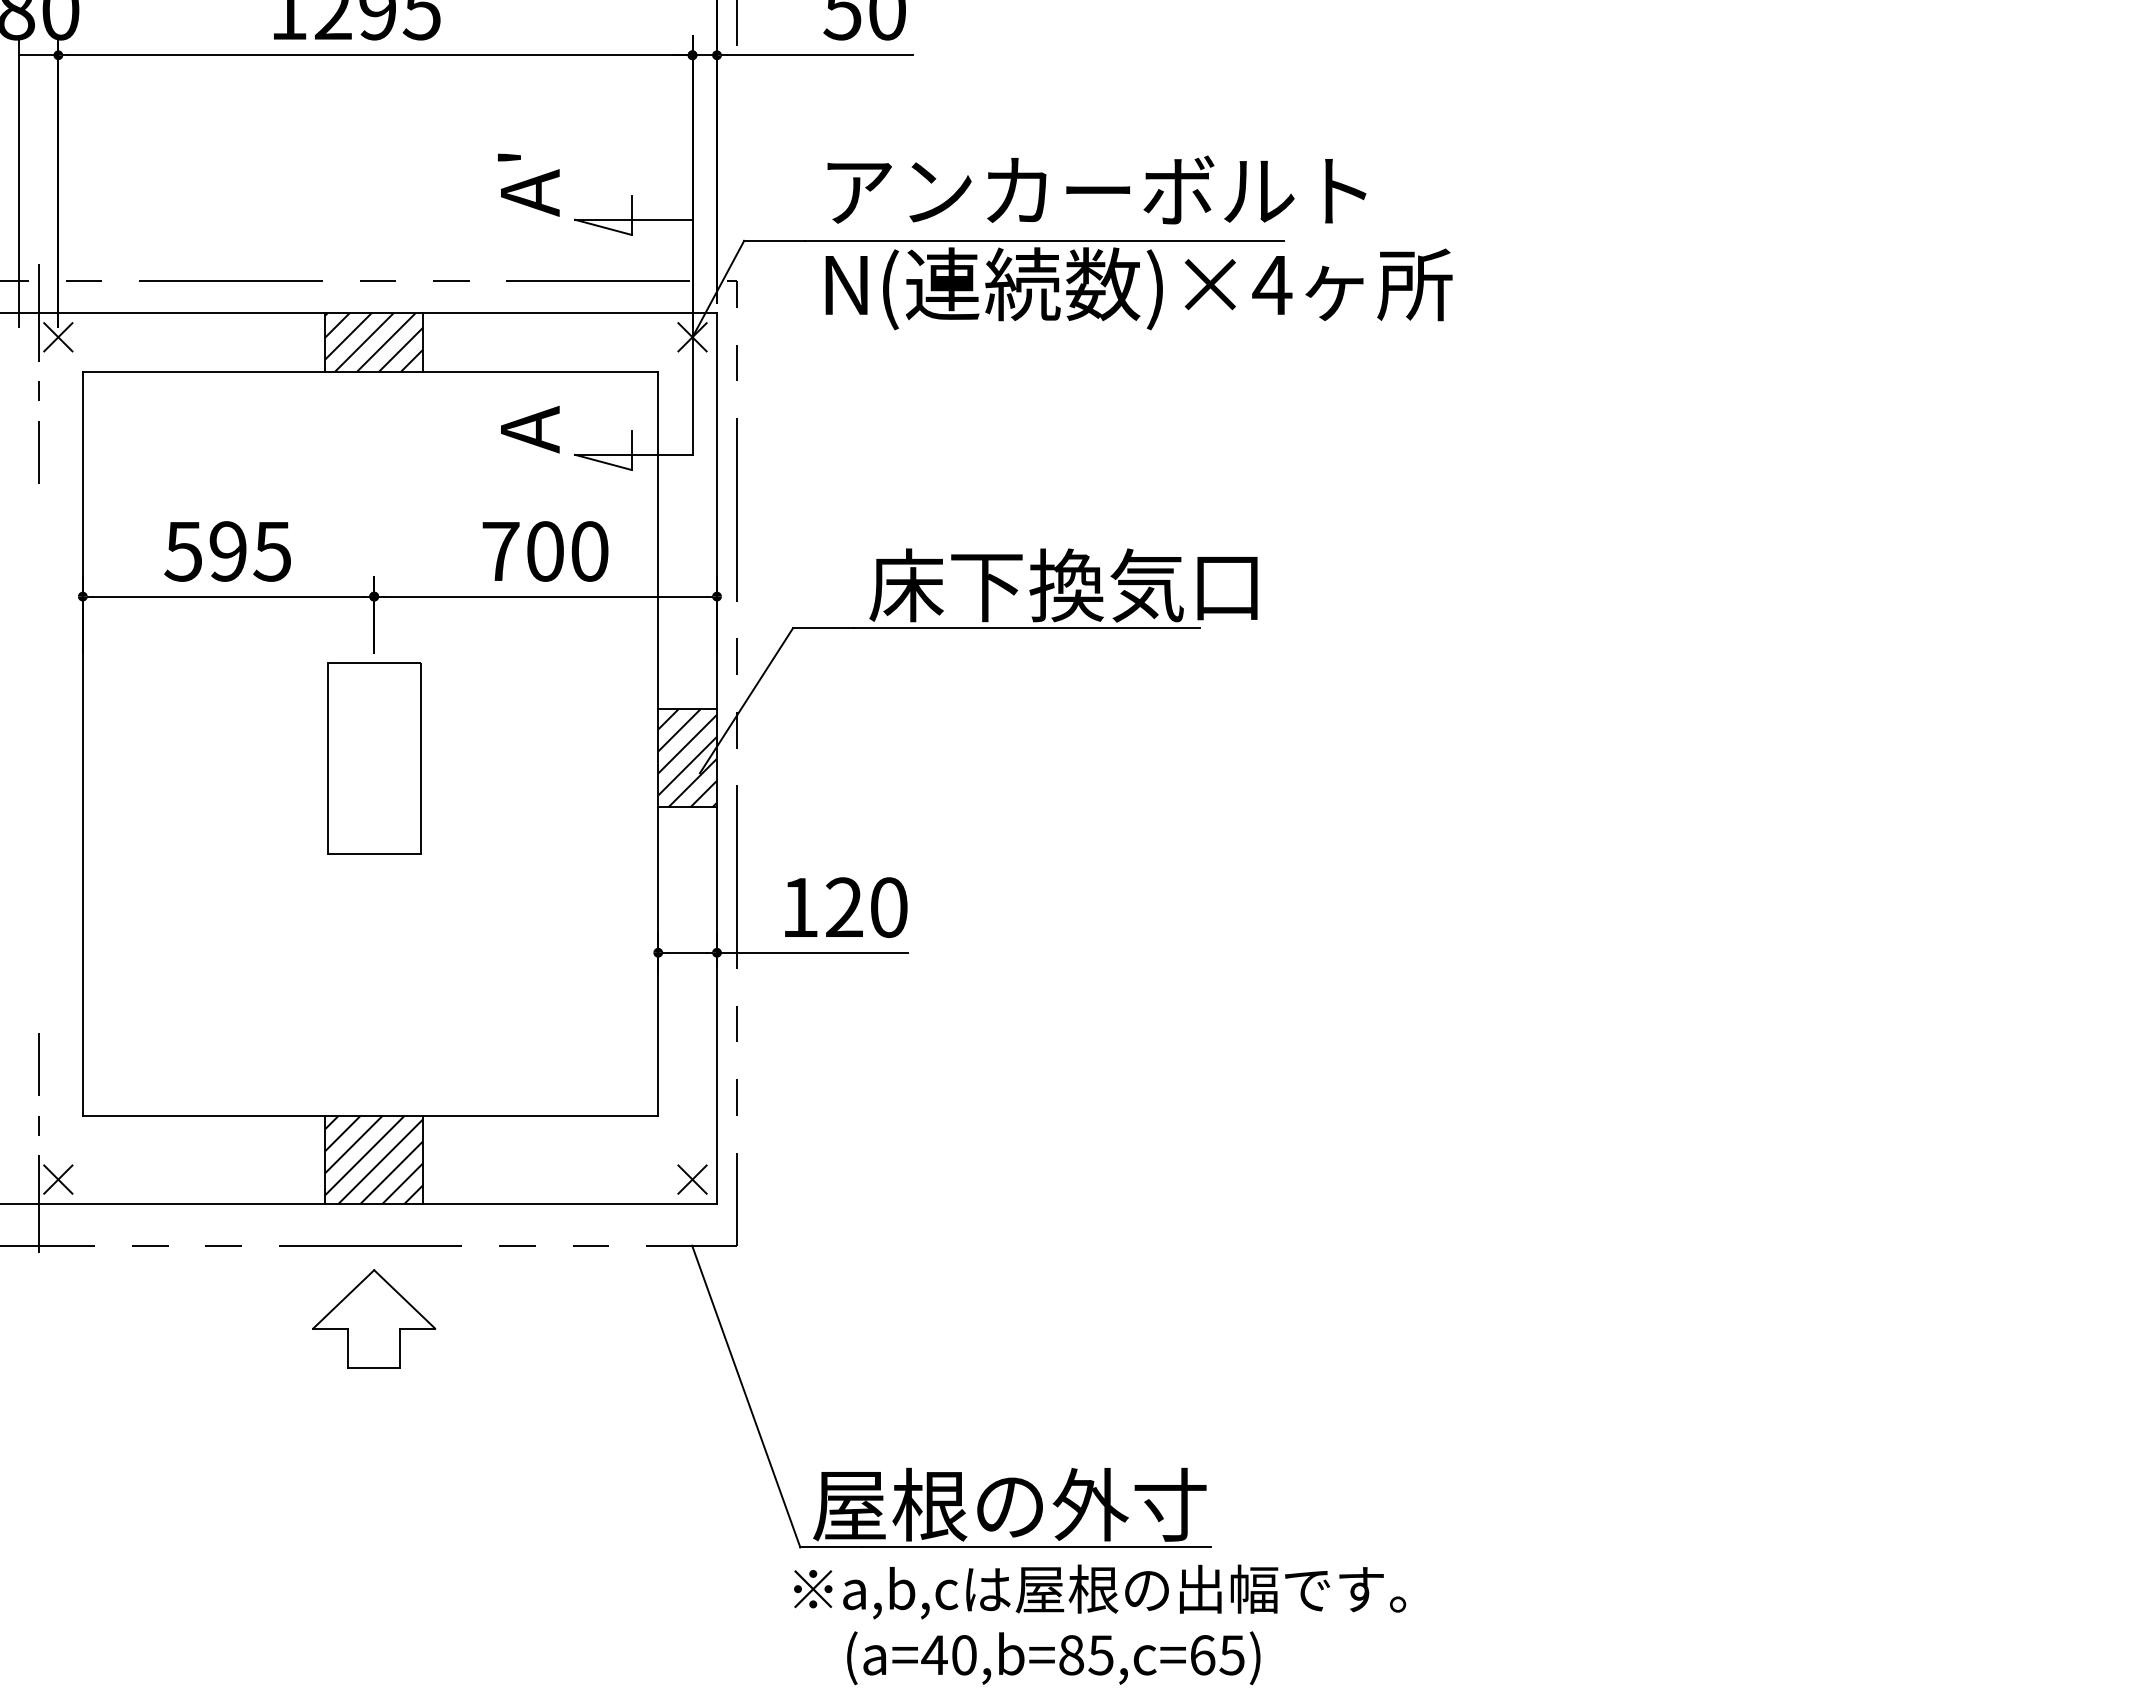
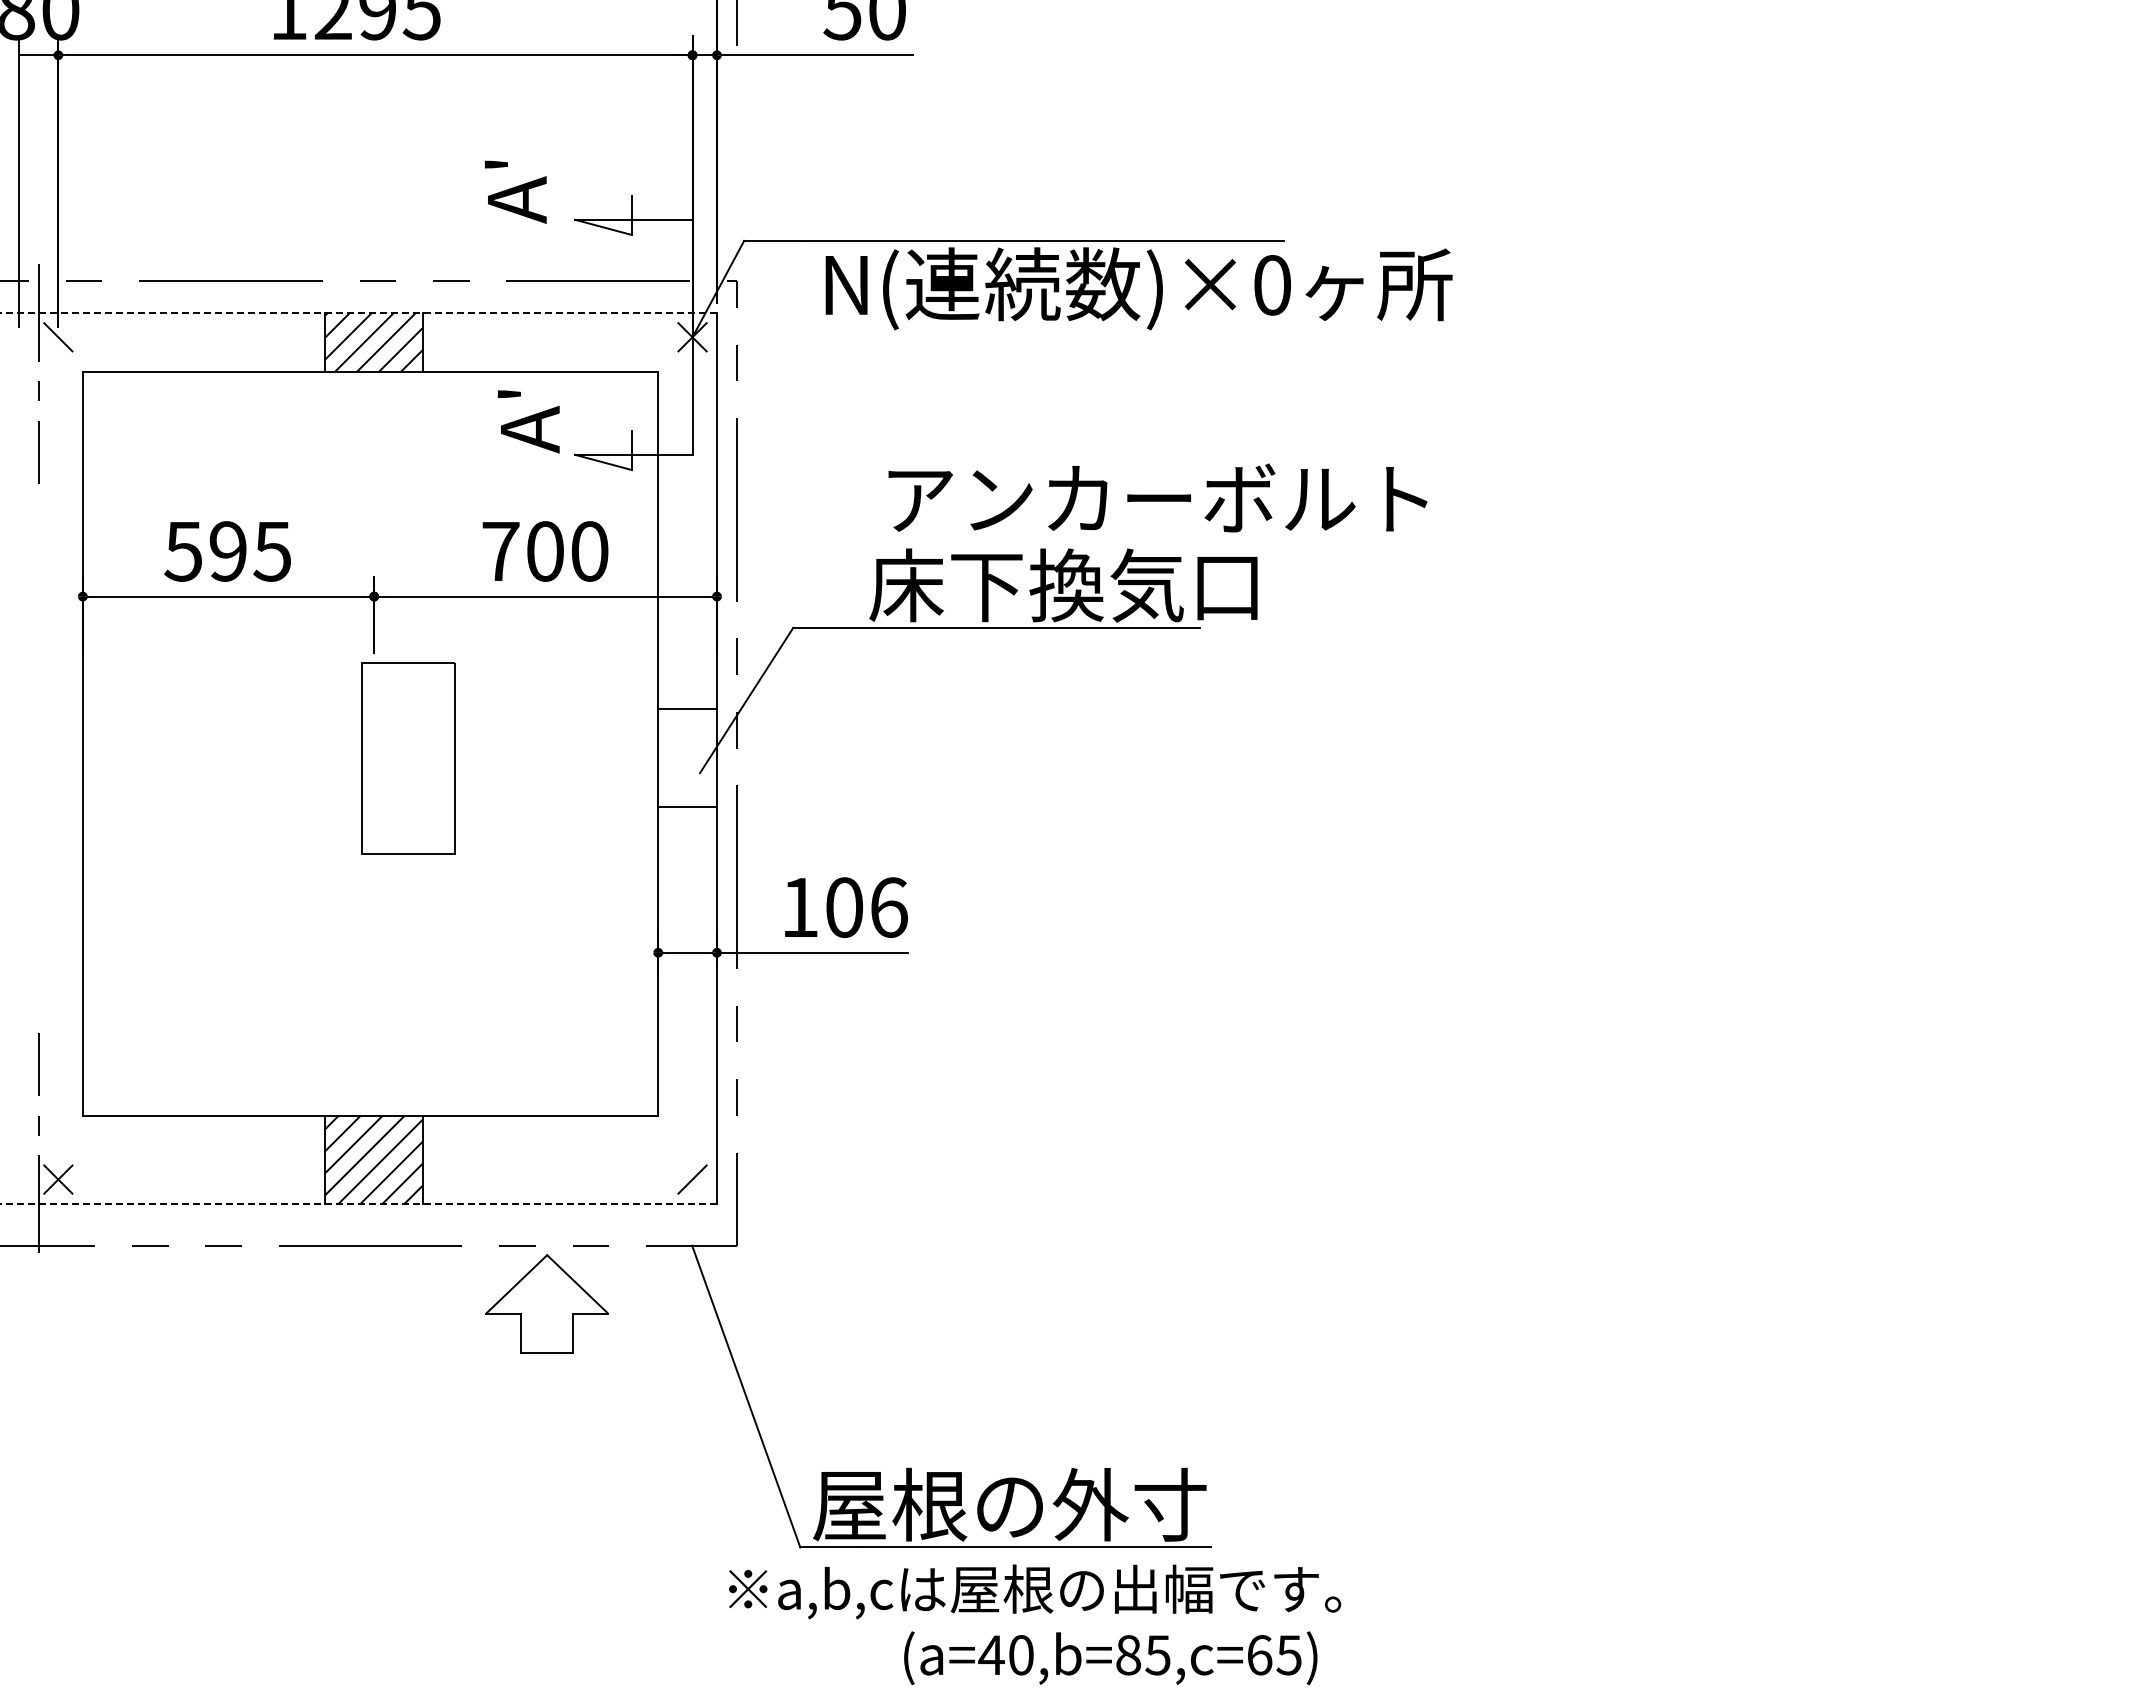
text position: (528, 184) -> (515, 191) (515, 191)
text position: (1096, 189) -> (1157, 497) (1157, 497)
text: ×4 -> ×0 (1272, 285)
line: solid -> dashed (358, 312)
line: present -> none (58, 337)
text: A -> A' (508, 393)
part position: (374, 758) -> (408, 758) (408, 758)
hatch: present -> none (687, 758)
text: 120 -> 106 (866, 907)
line: present -> none (692, 1179)
line: solid -> dashed (358, 1204)
part position: (374, 1318) -> (547, 1303) (547, 1303)
text position: (1100, 1591) -> (1035, 1591) (1035, 1591)
text position: (1053, 1658) -> (1110, 1658) (1110, 1658)
